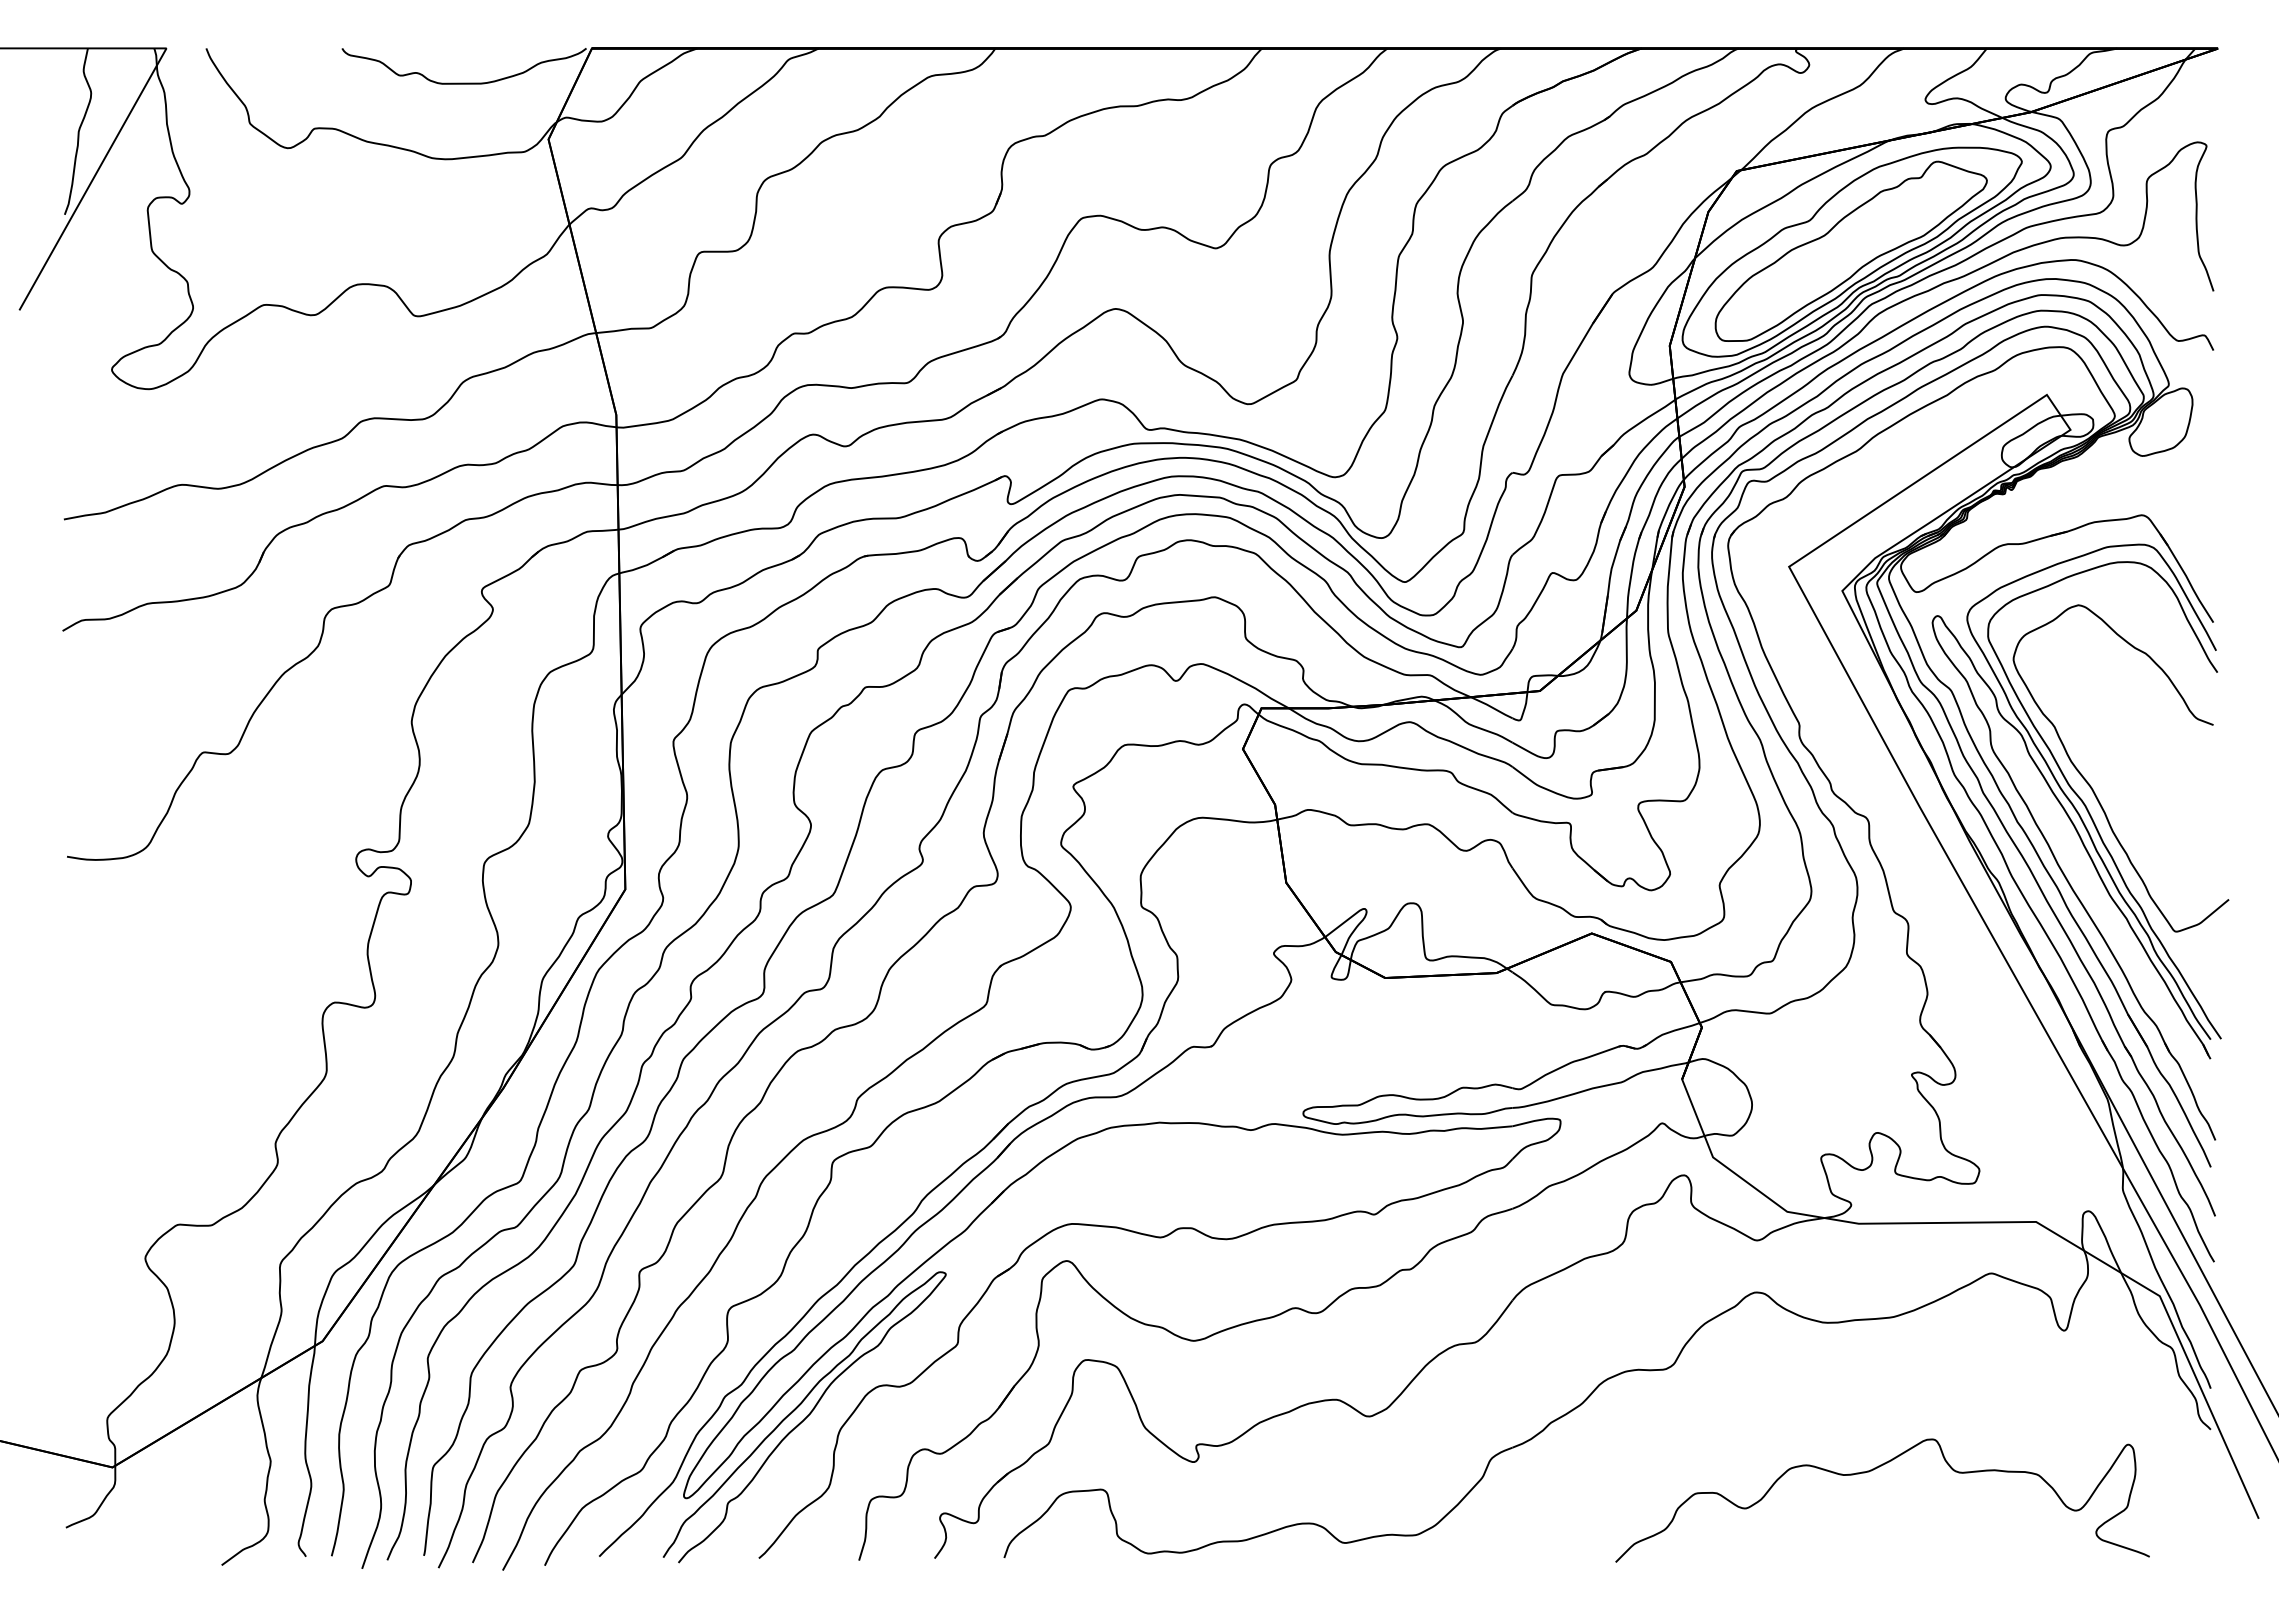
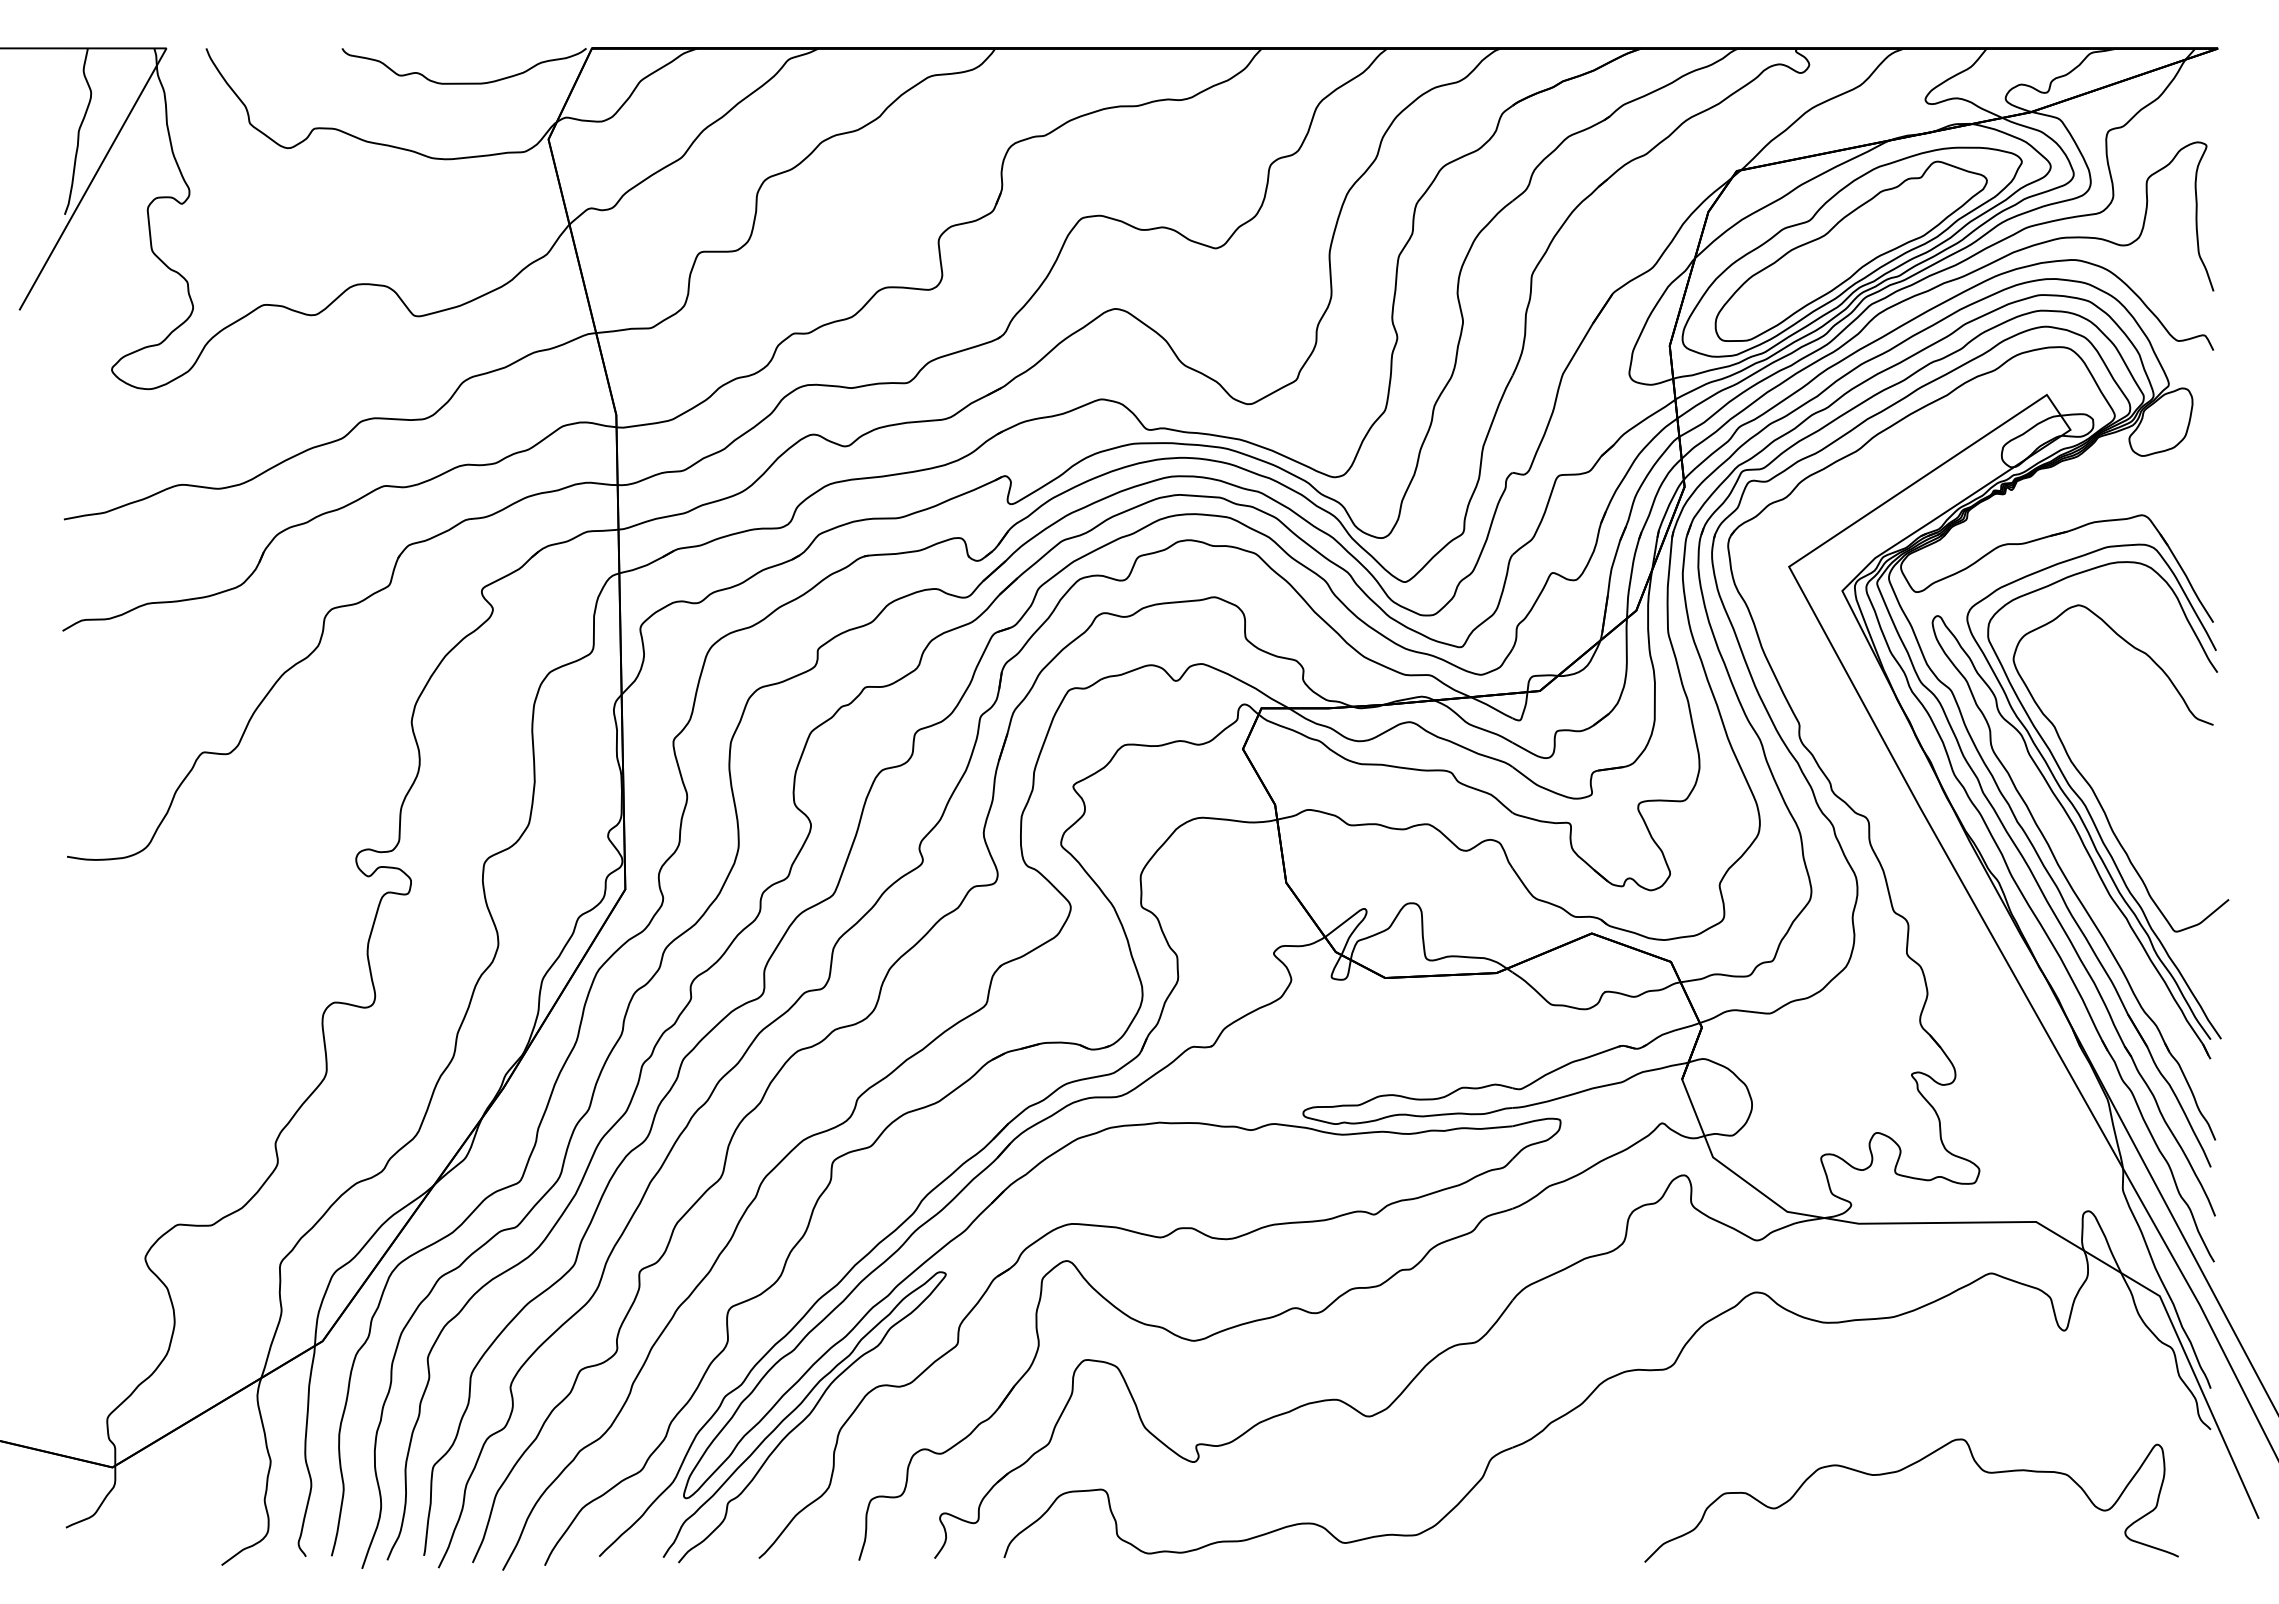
curve position: (1869, 1472) -> (1898, 1472) (1898, 1472)
